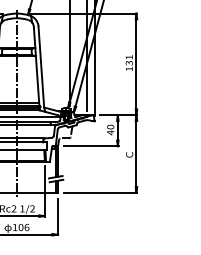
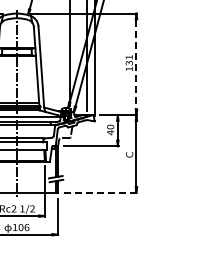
line: solid -> dashed (136, 64)
line: solid -> dashed (100, 192)
